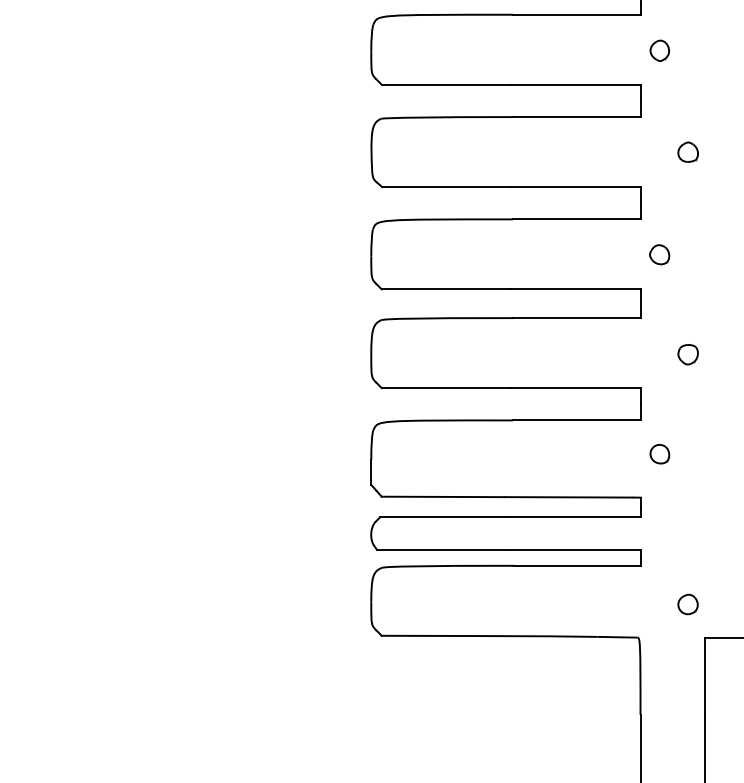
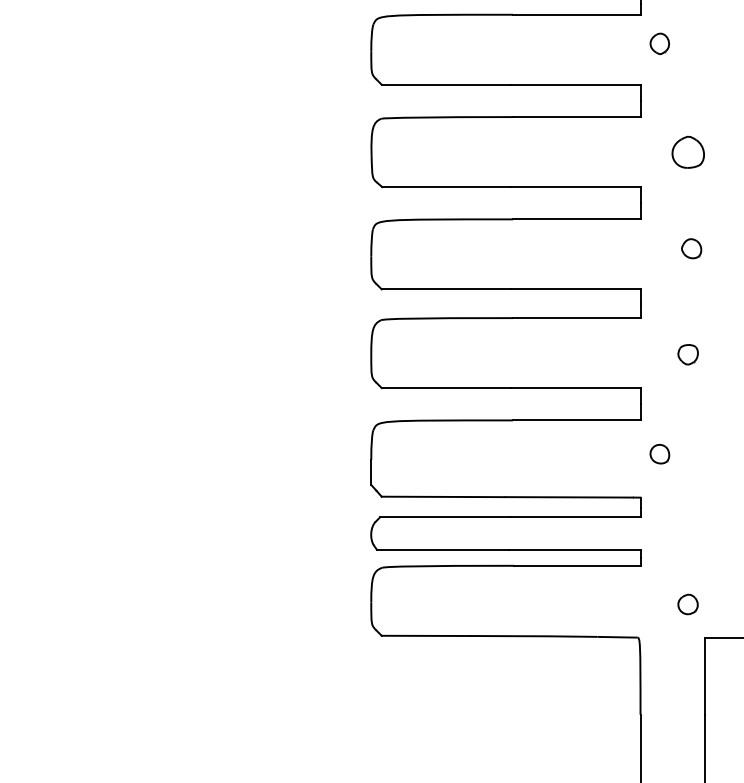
part position: (659, 50) -> (659, 43) (659, 43)
part size: 22x22 px -> 34x34 px (687, 151)
part position: (659, 254) -> (691, 248) (691, 248)
